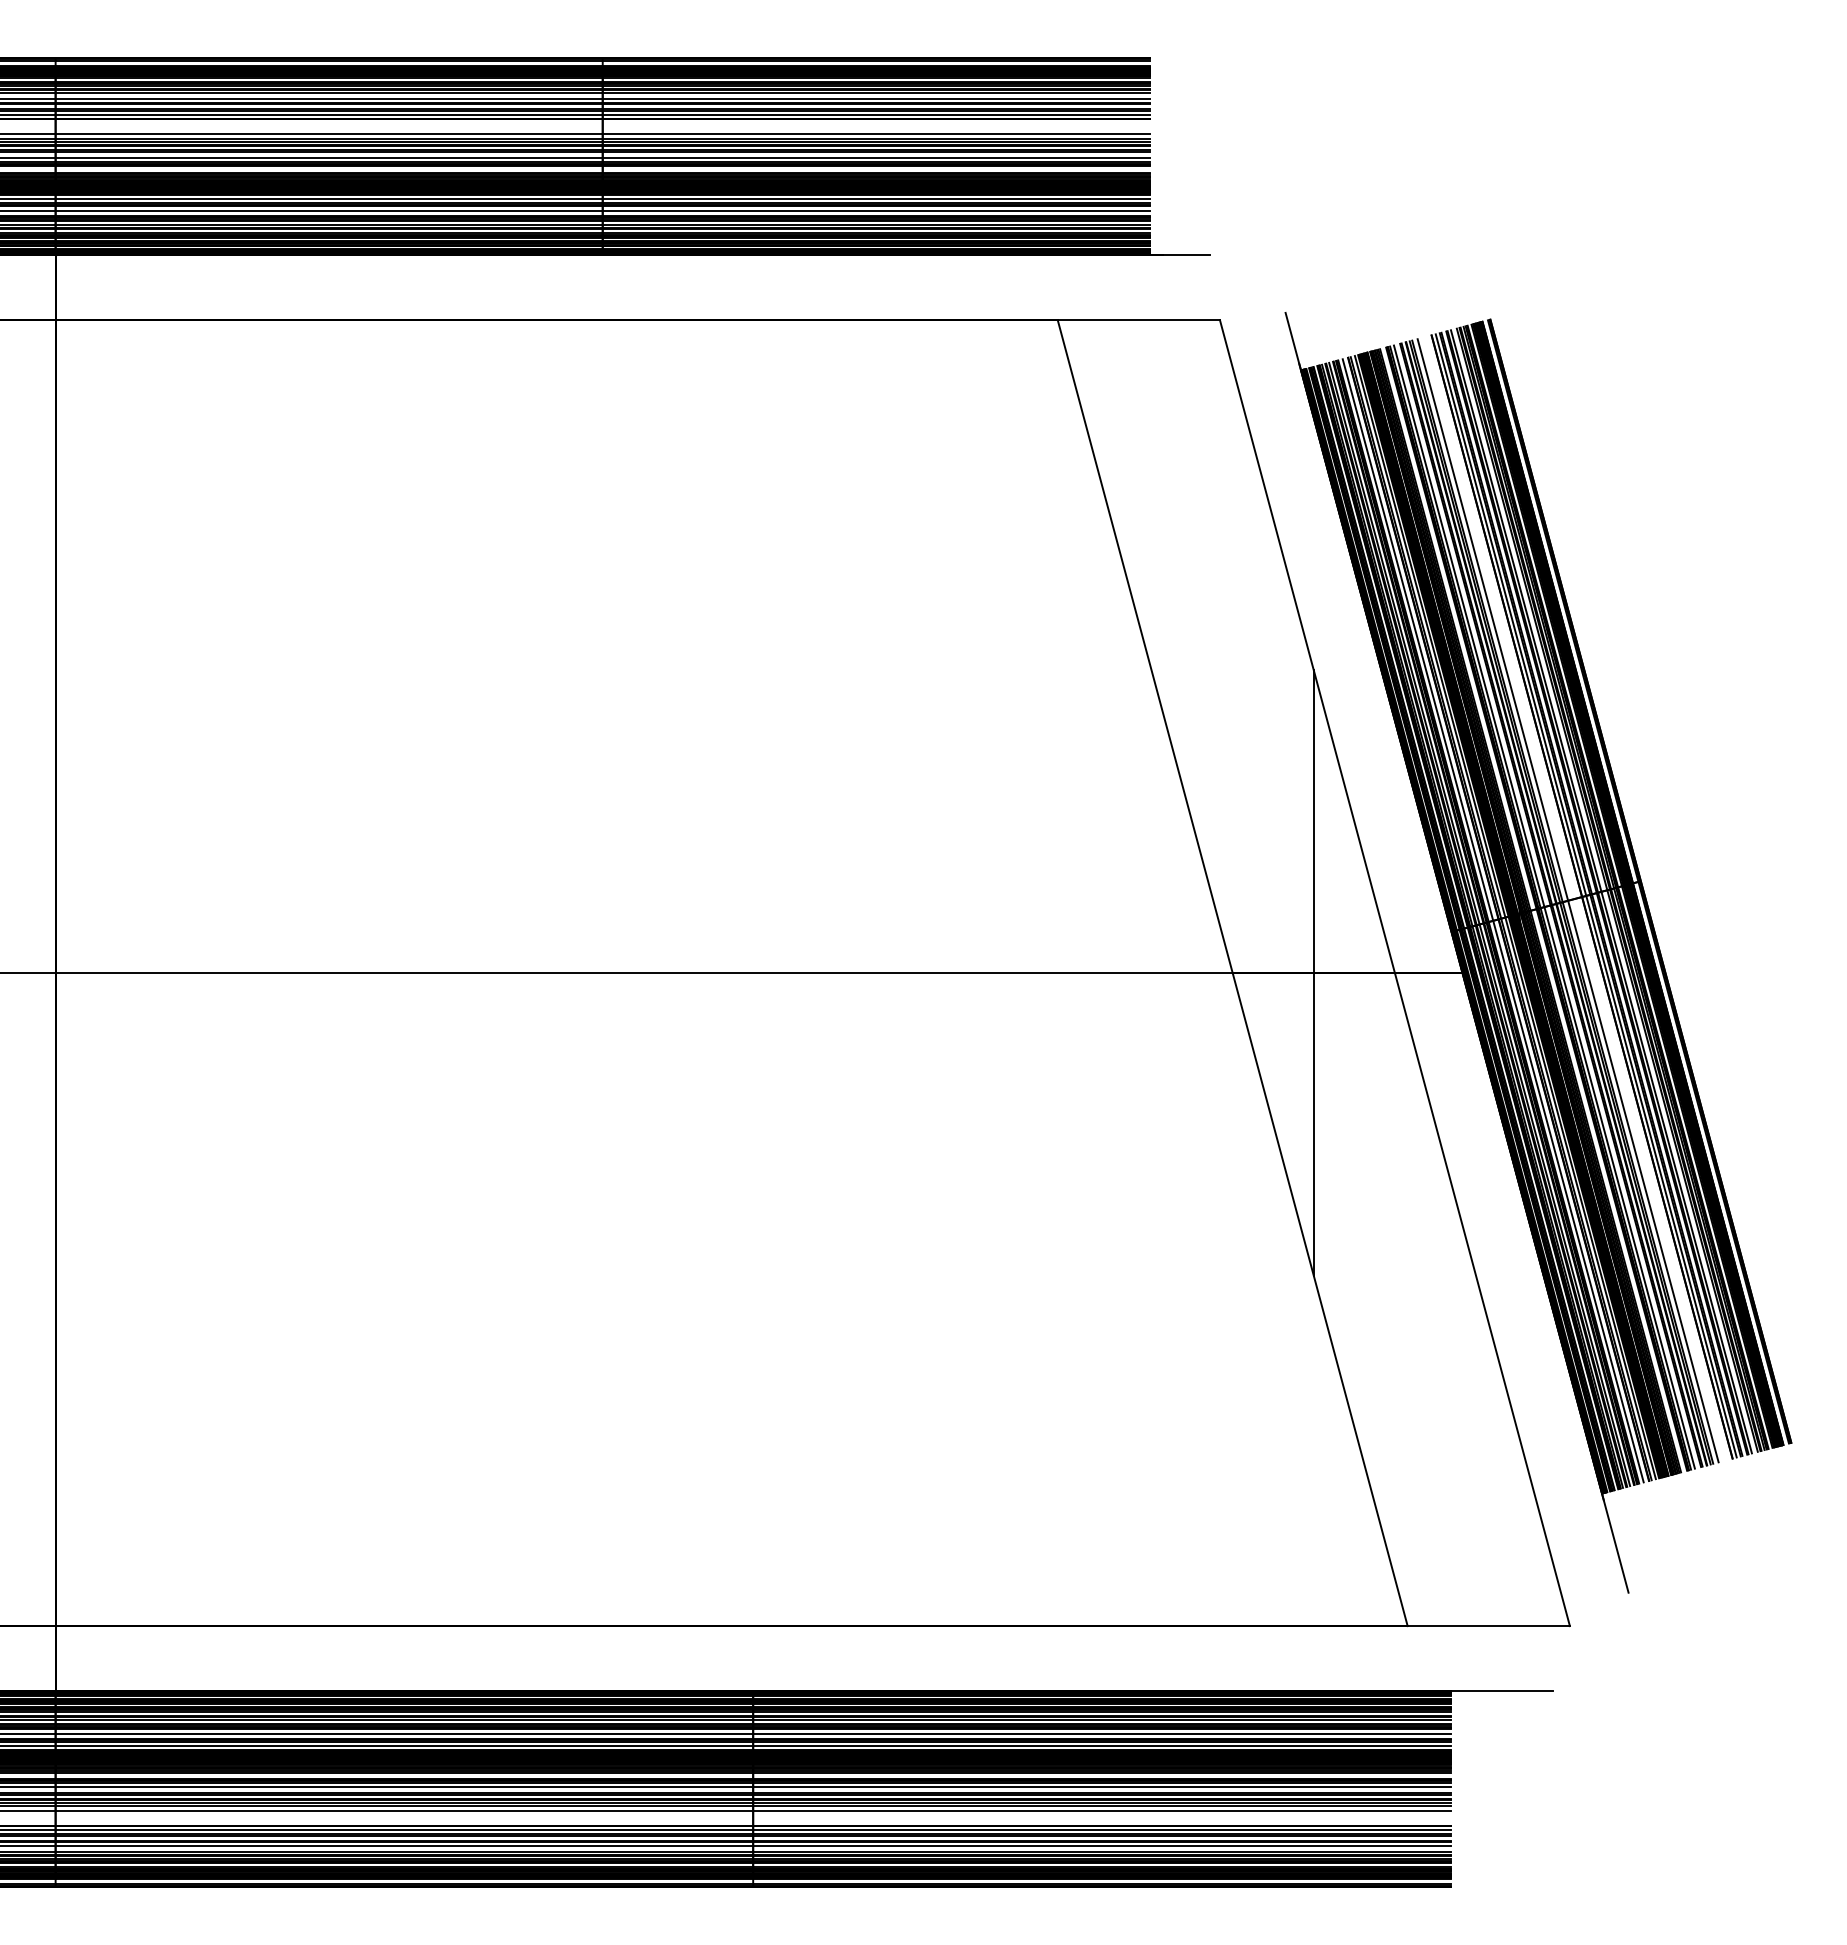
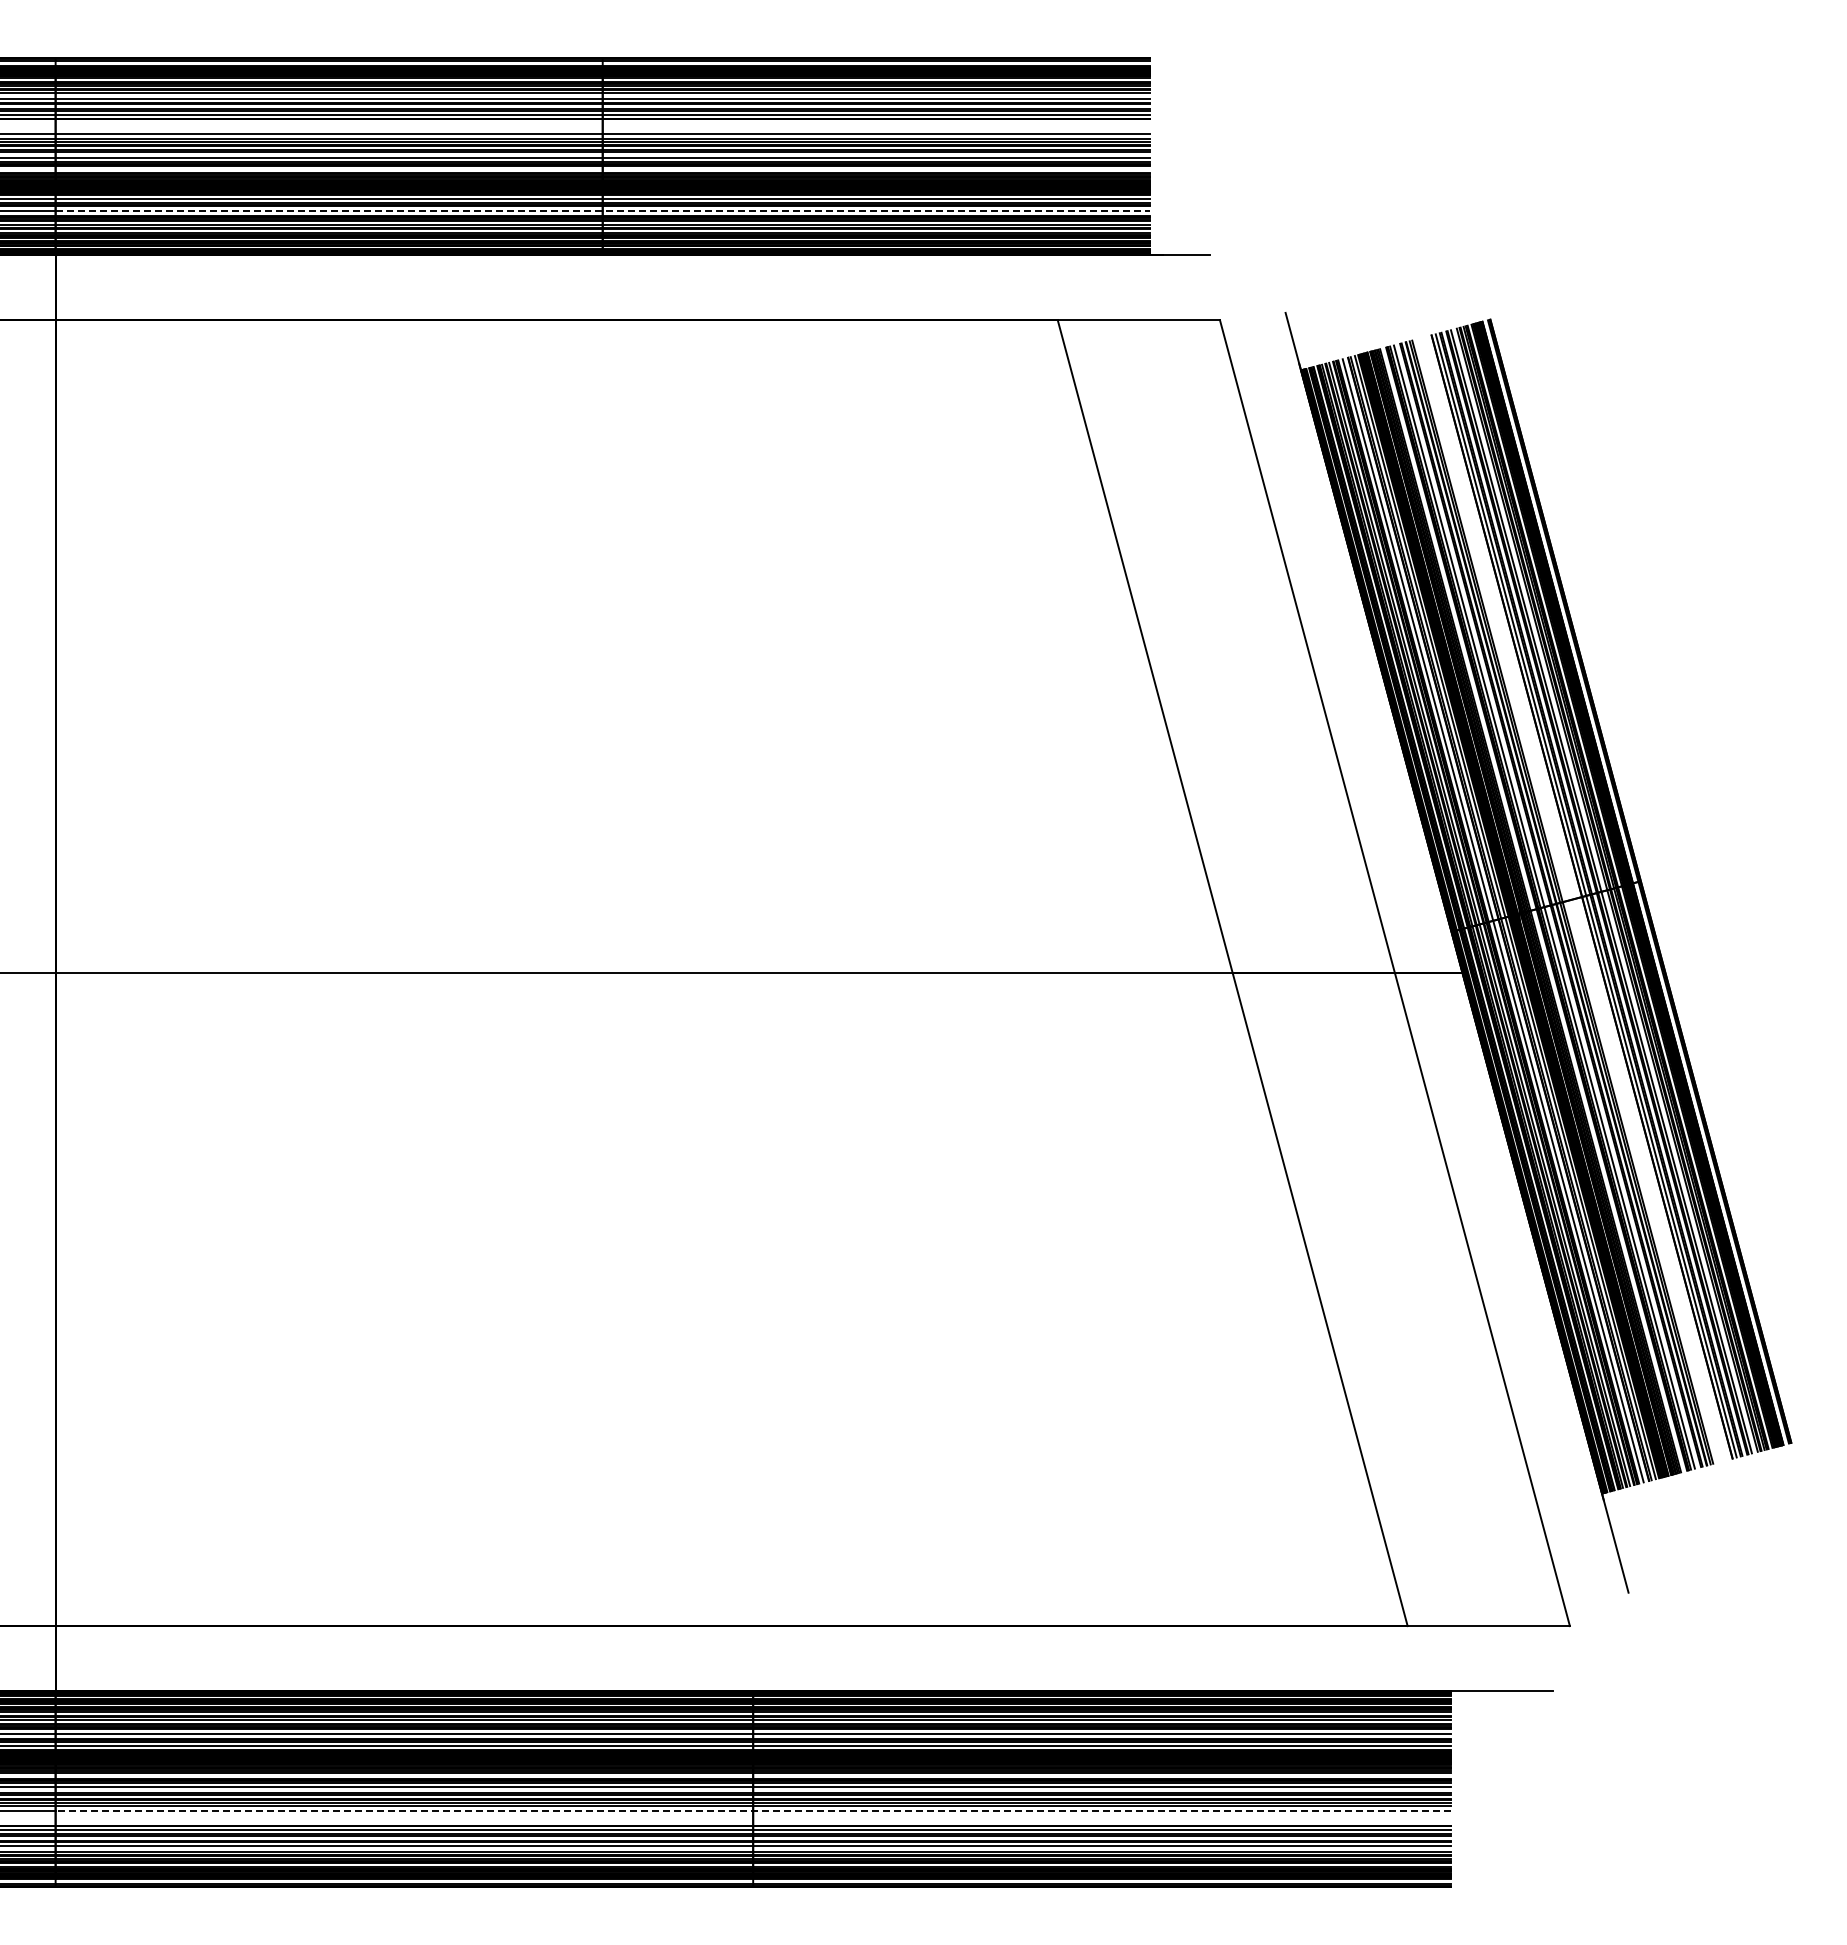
line: solid -> dashed (603, 211)
line: present -> none (1567, 900)
line: present -> none (1313, 972)
line: solid -> dashed (753, 1811)
